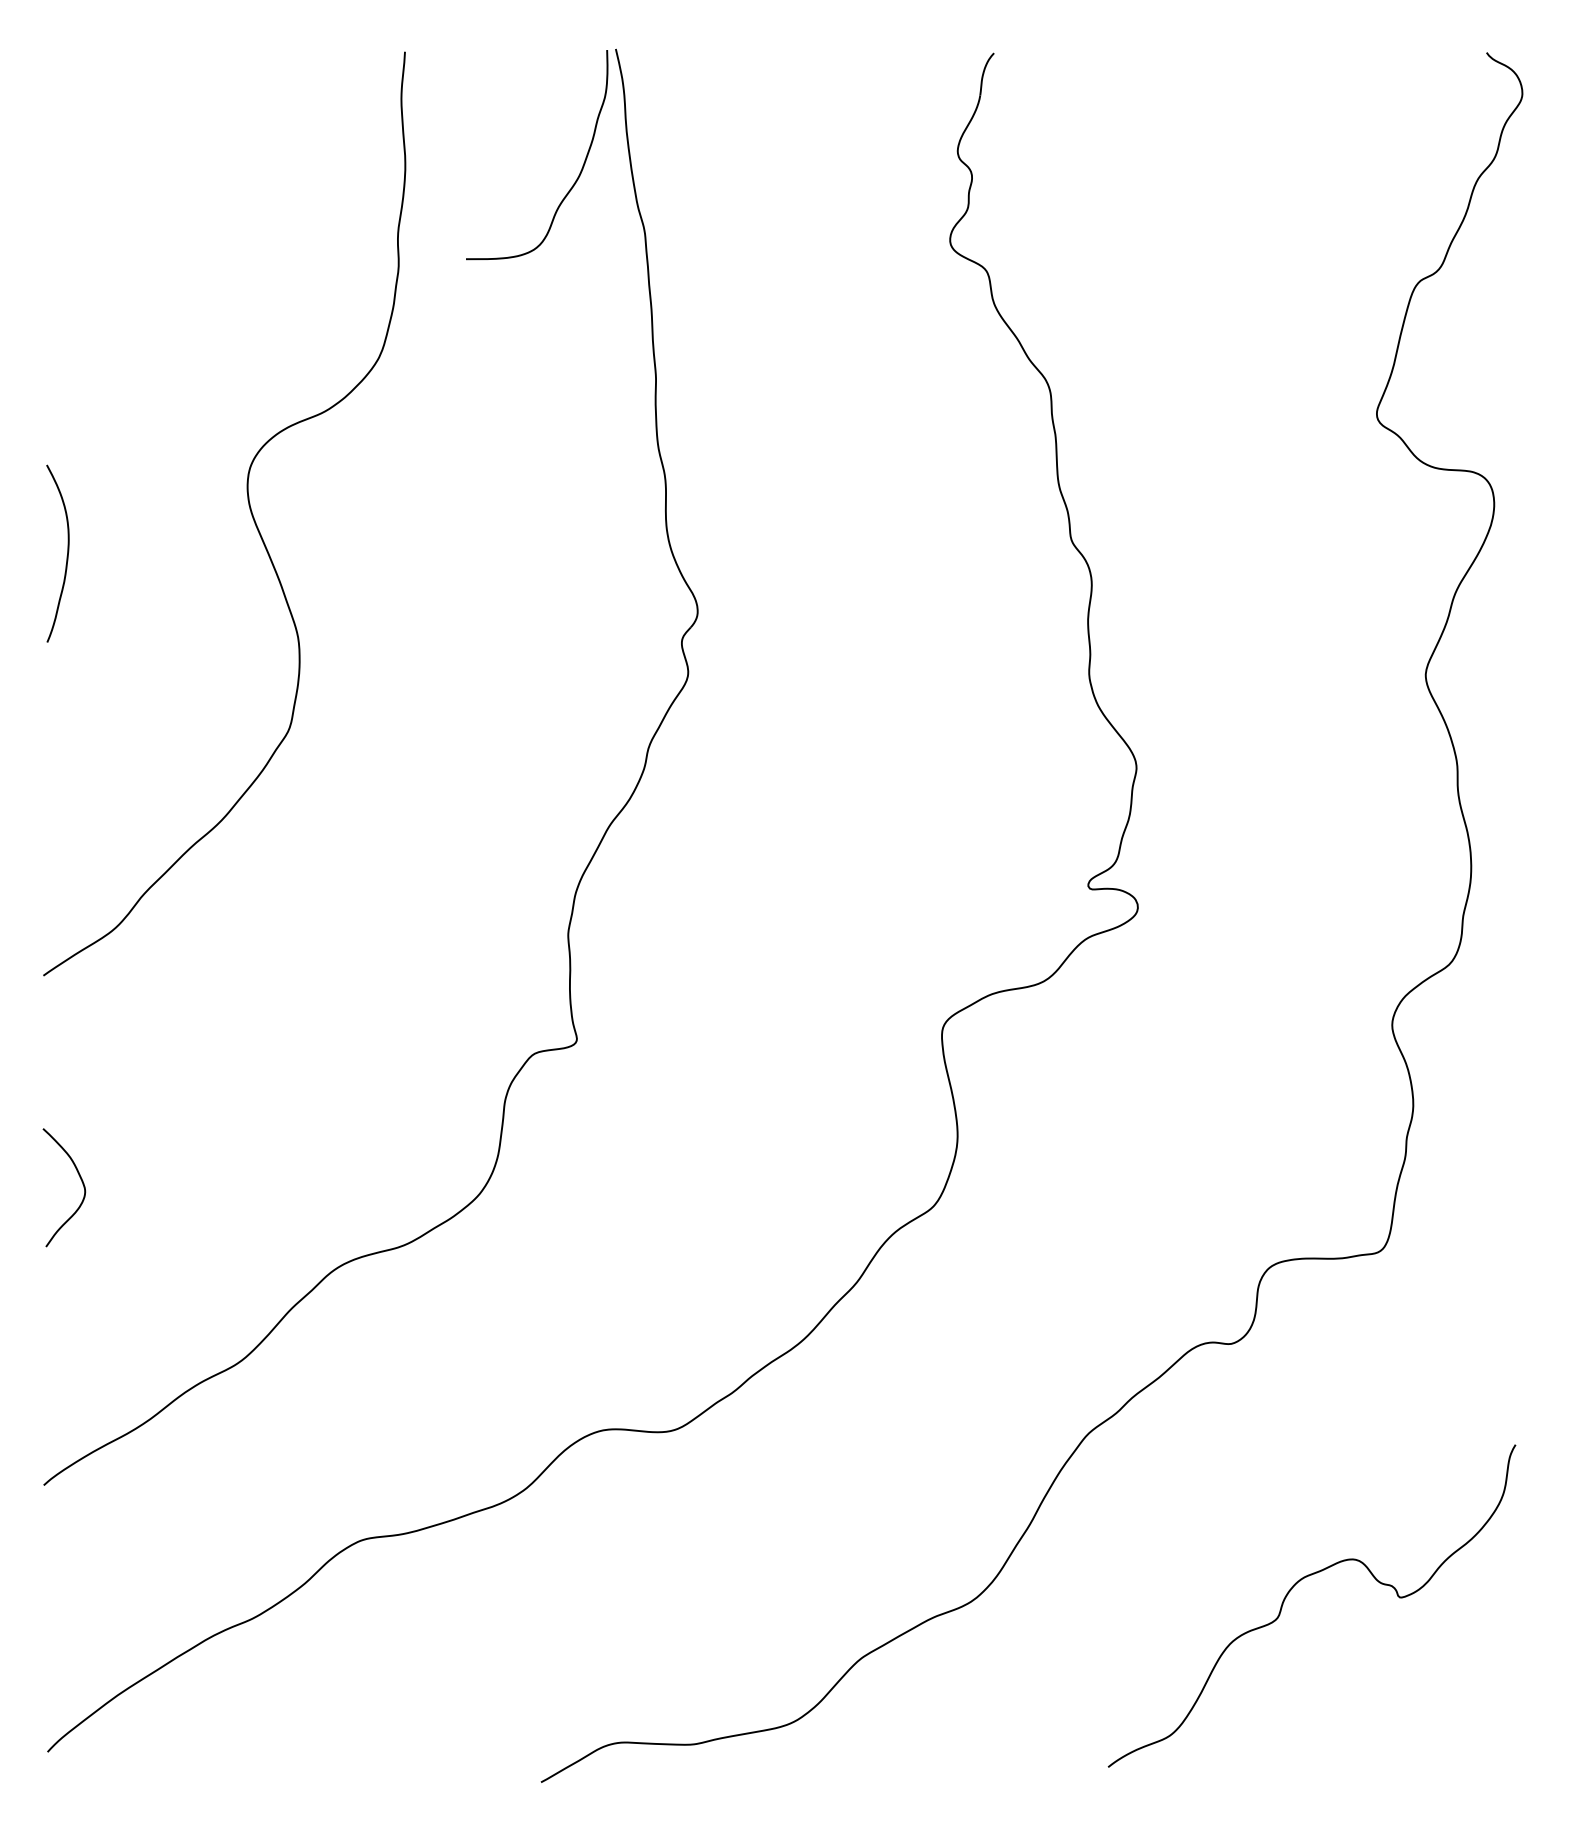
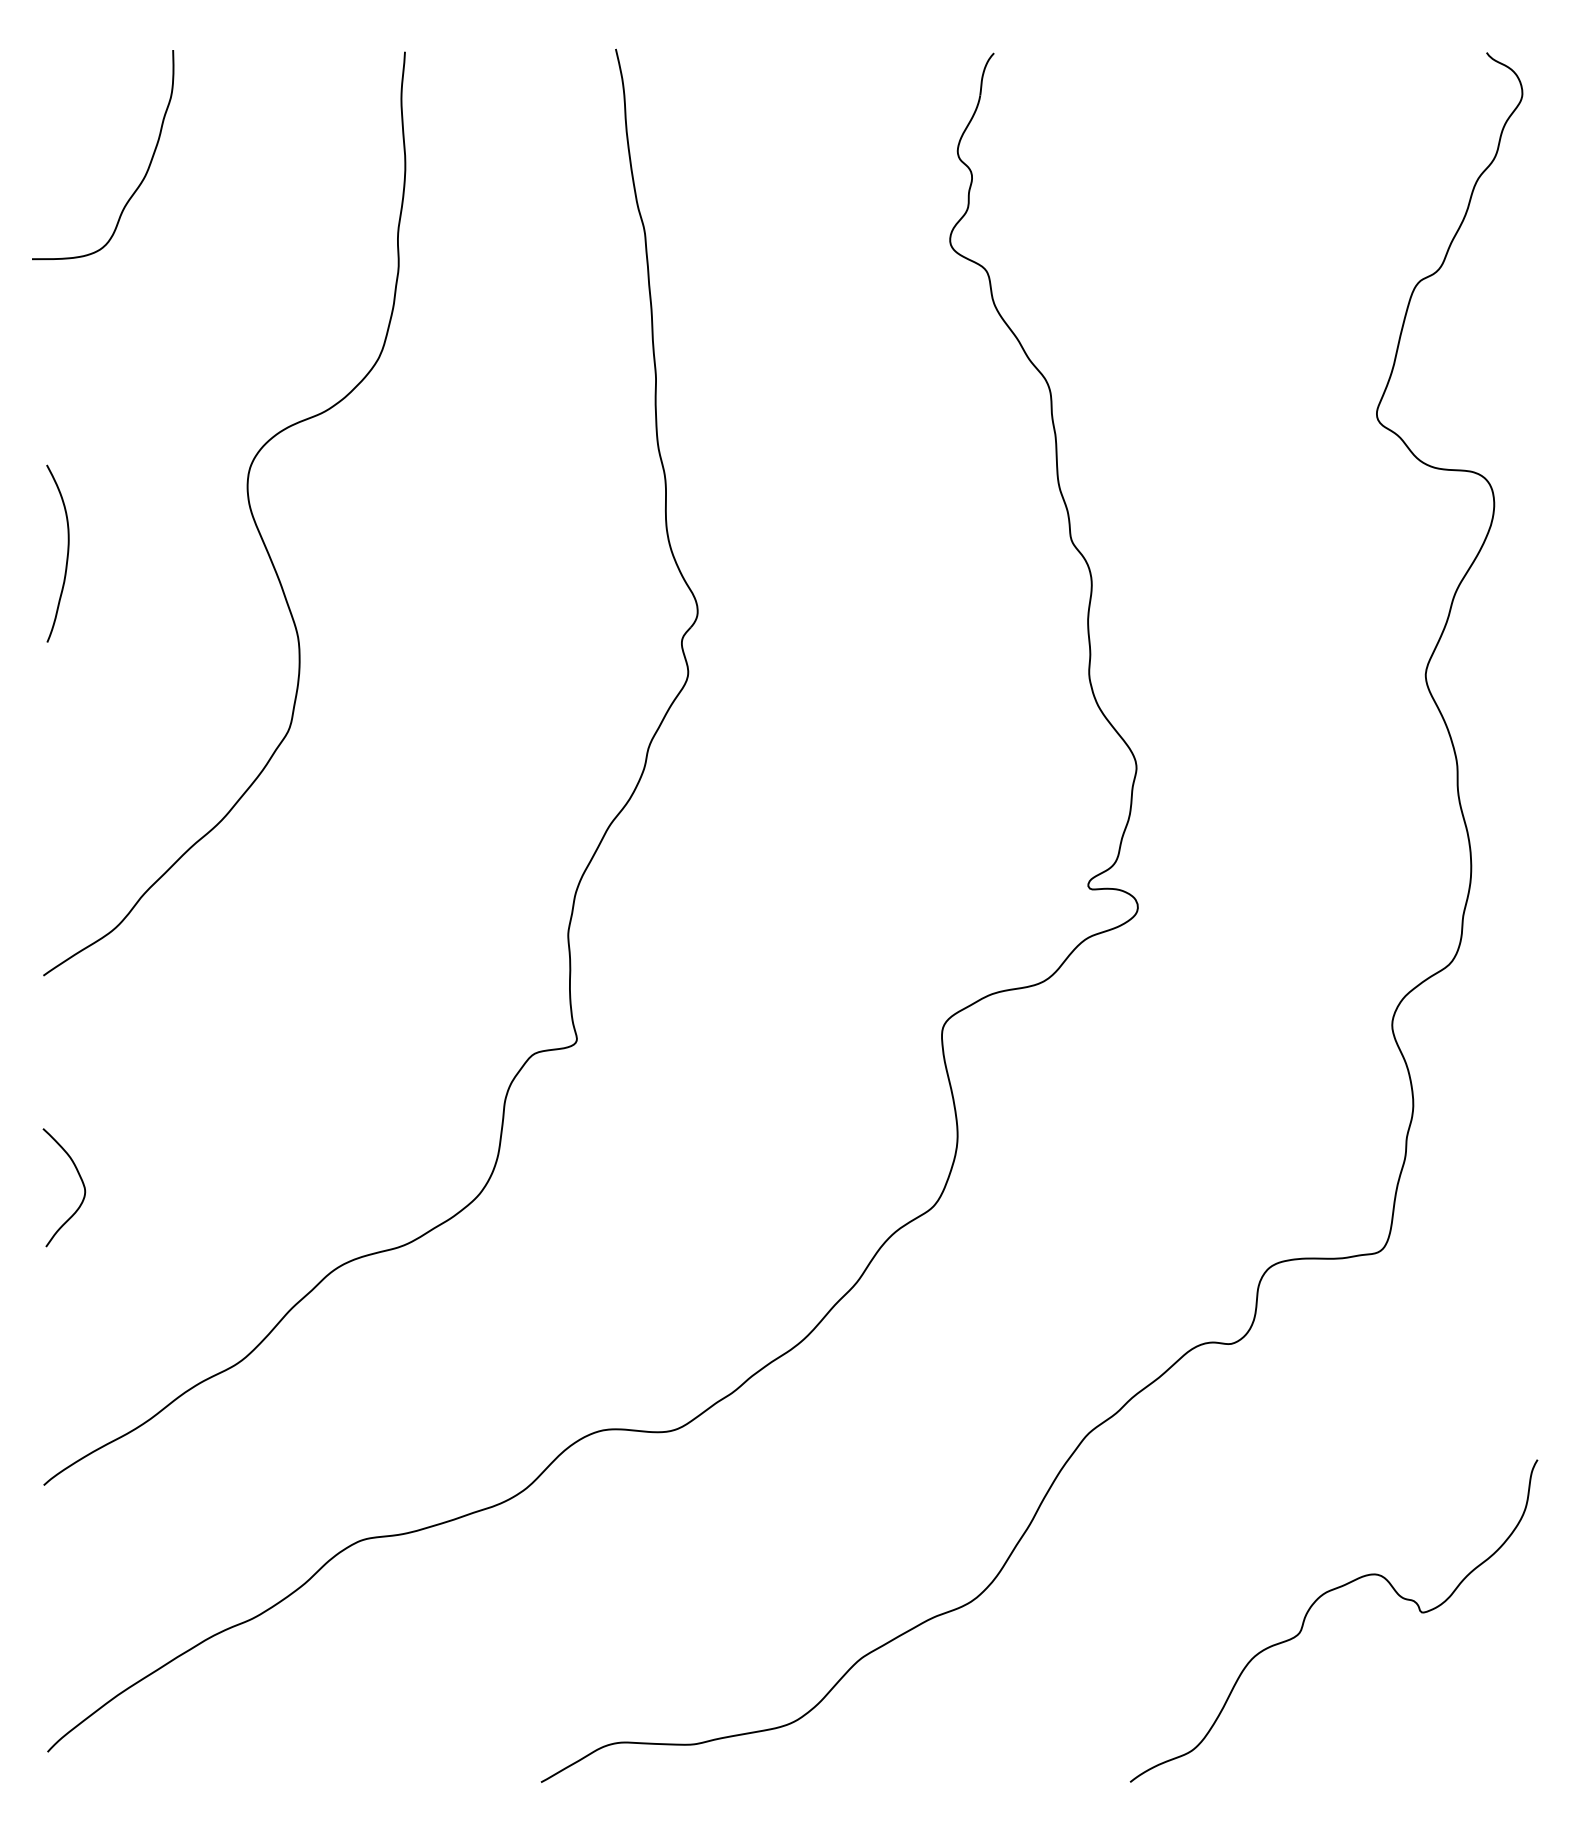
curve position: (575, 180) -> (141, 180) (141, 180)
curve position: (1292, 1589) -> (1314, 1604) (1314, 1604)
